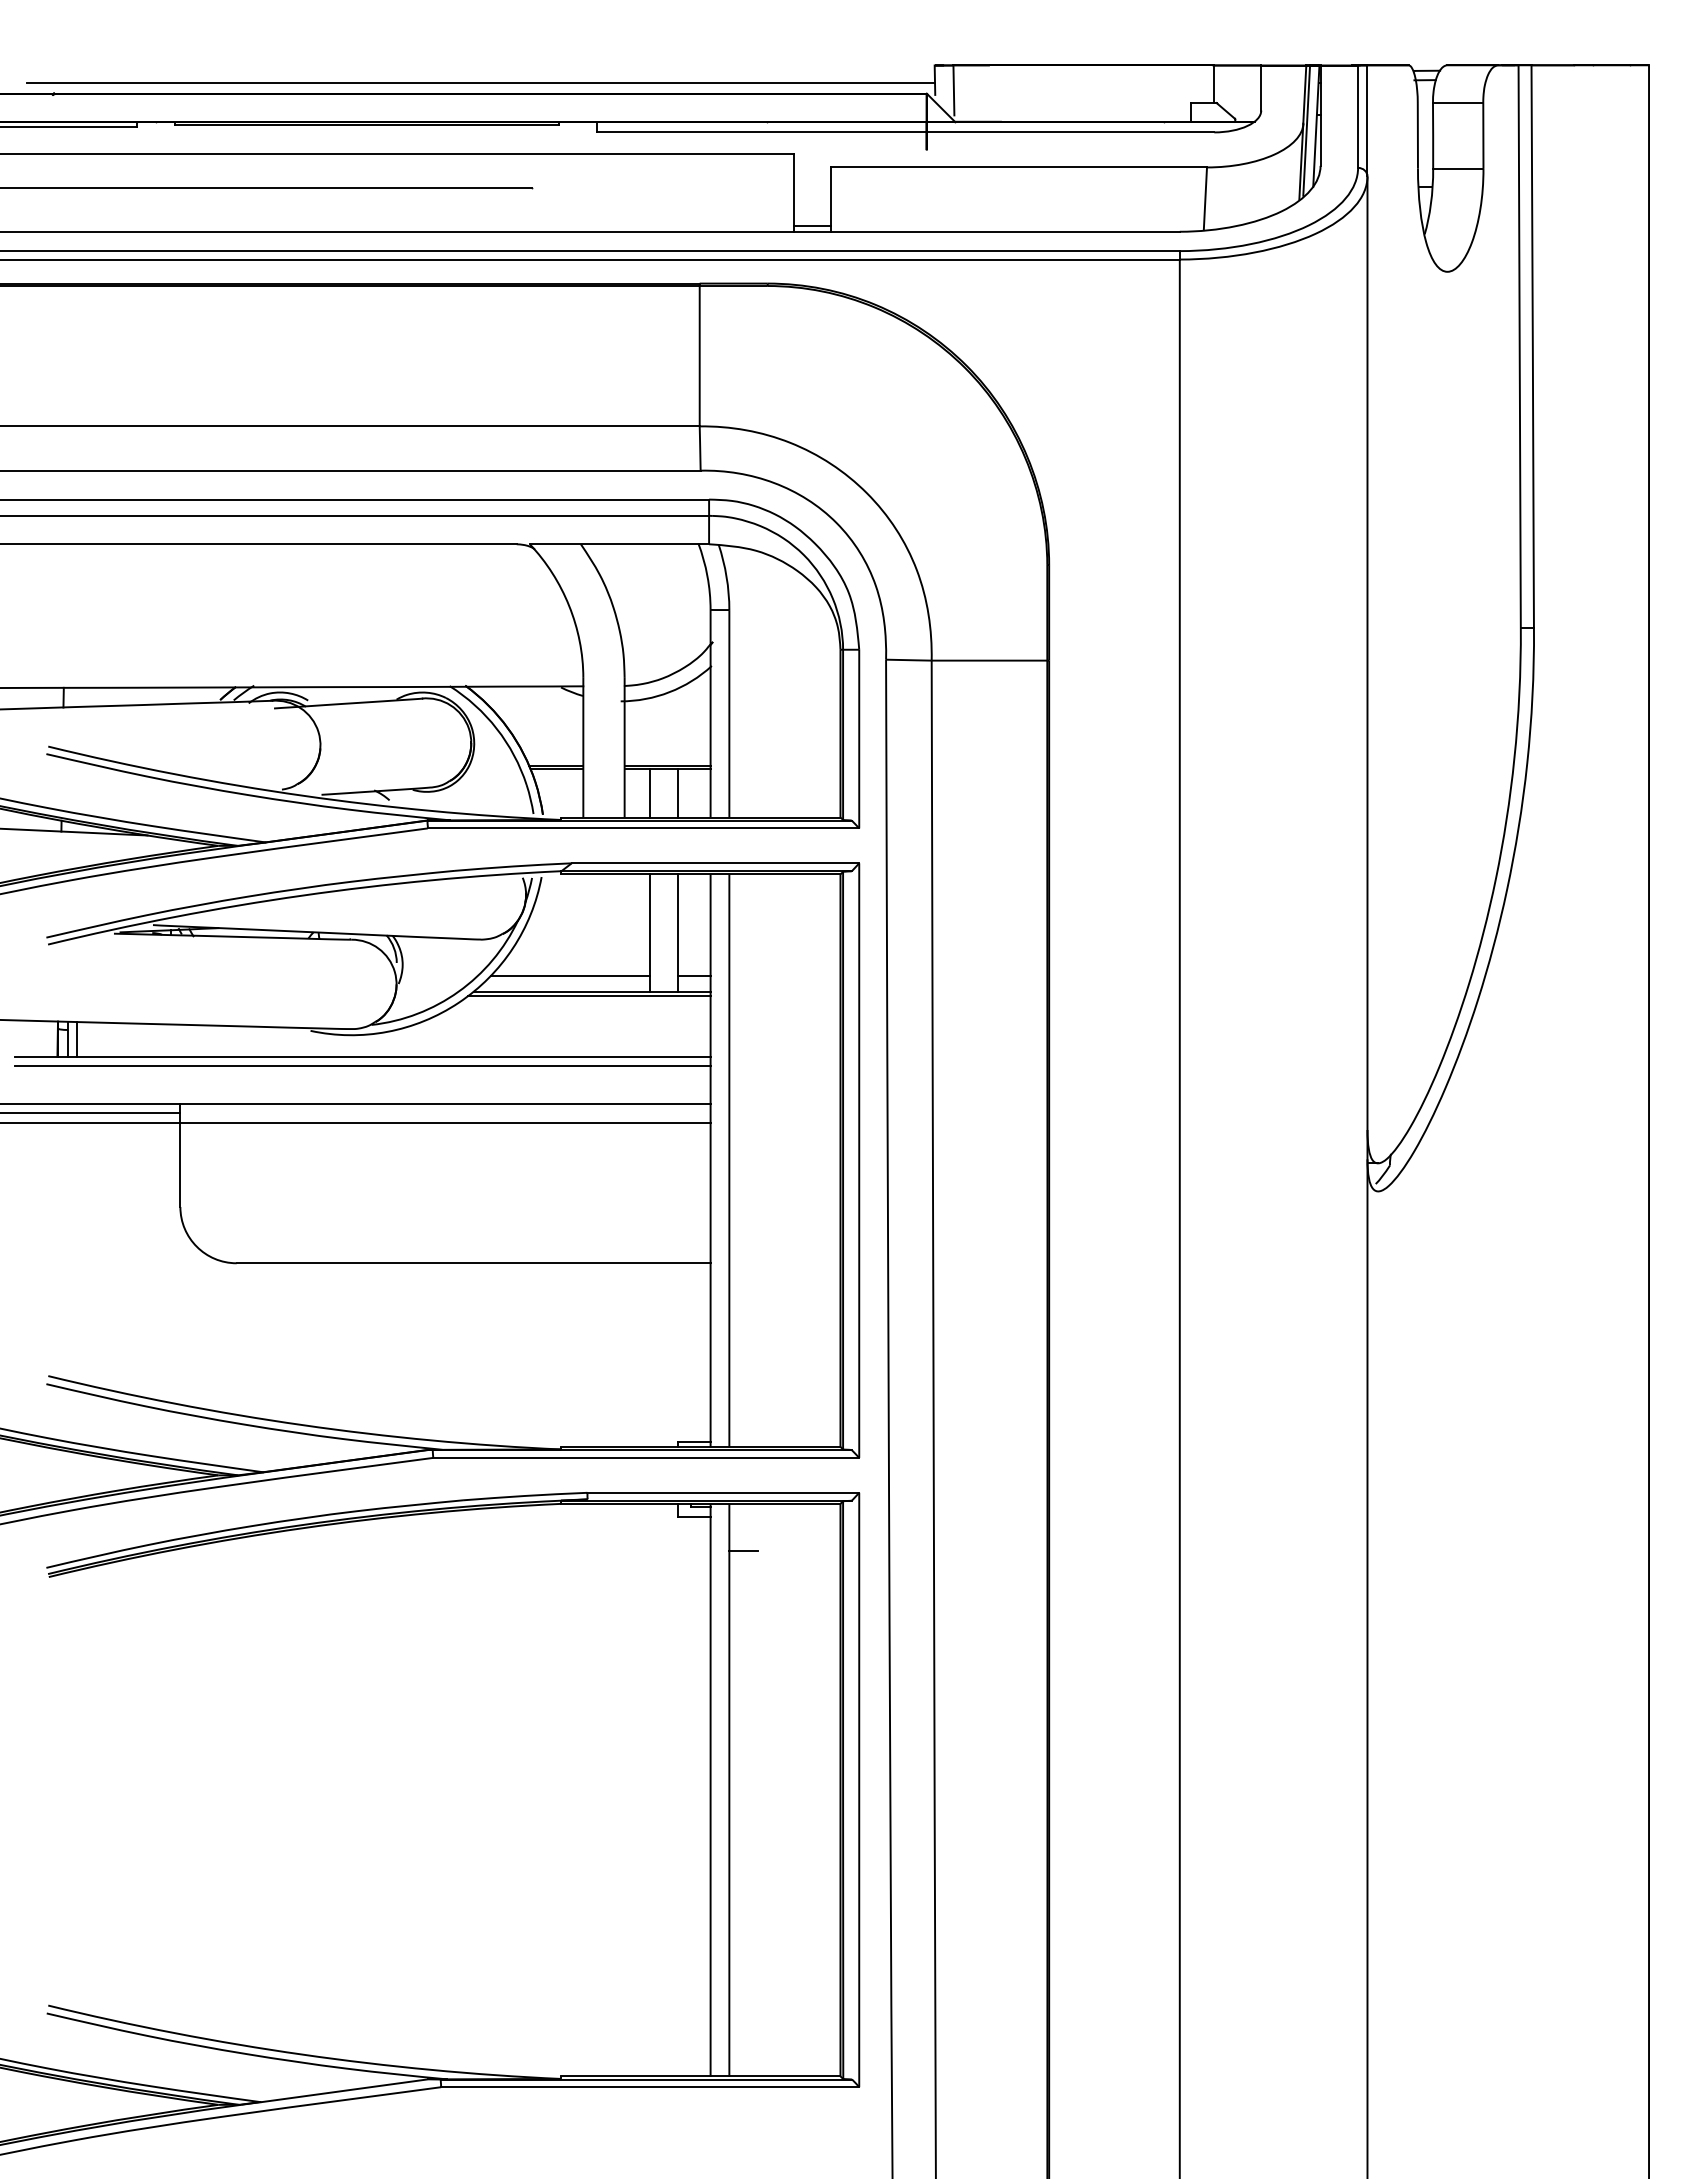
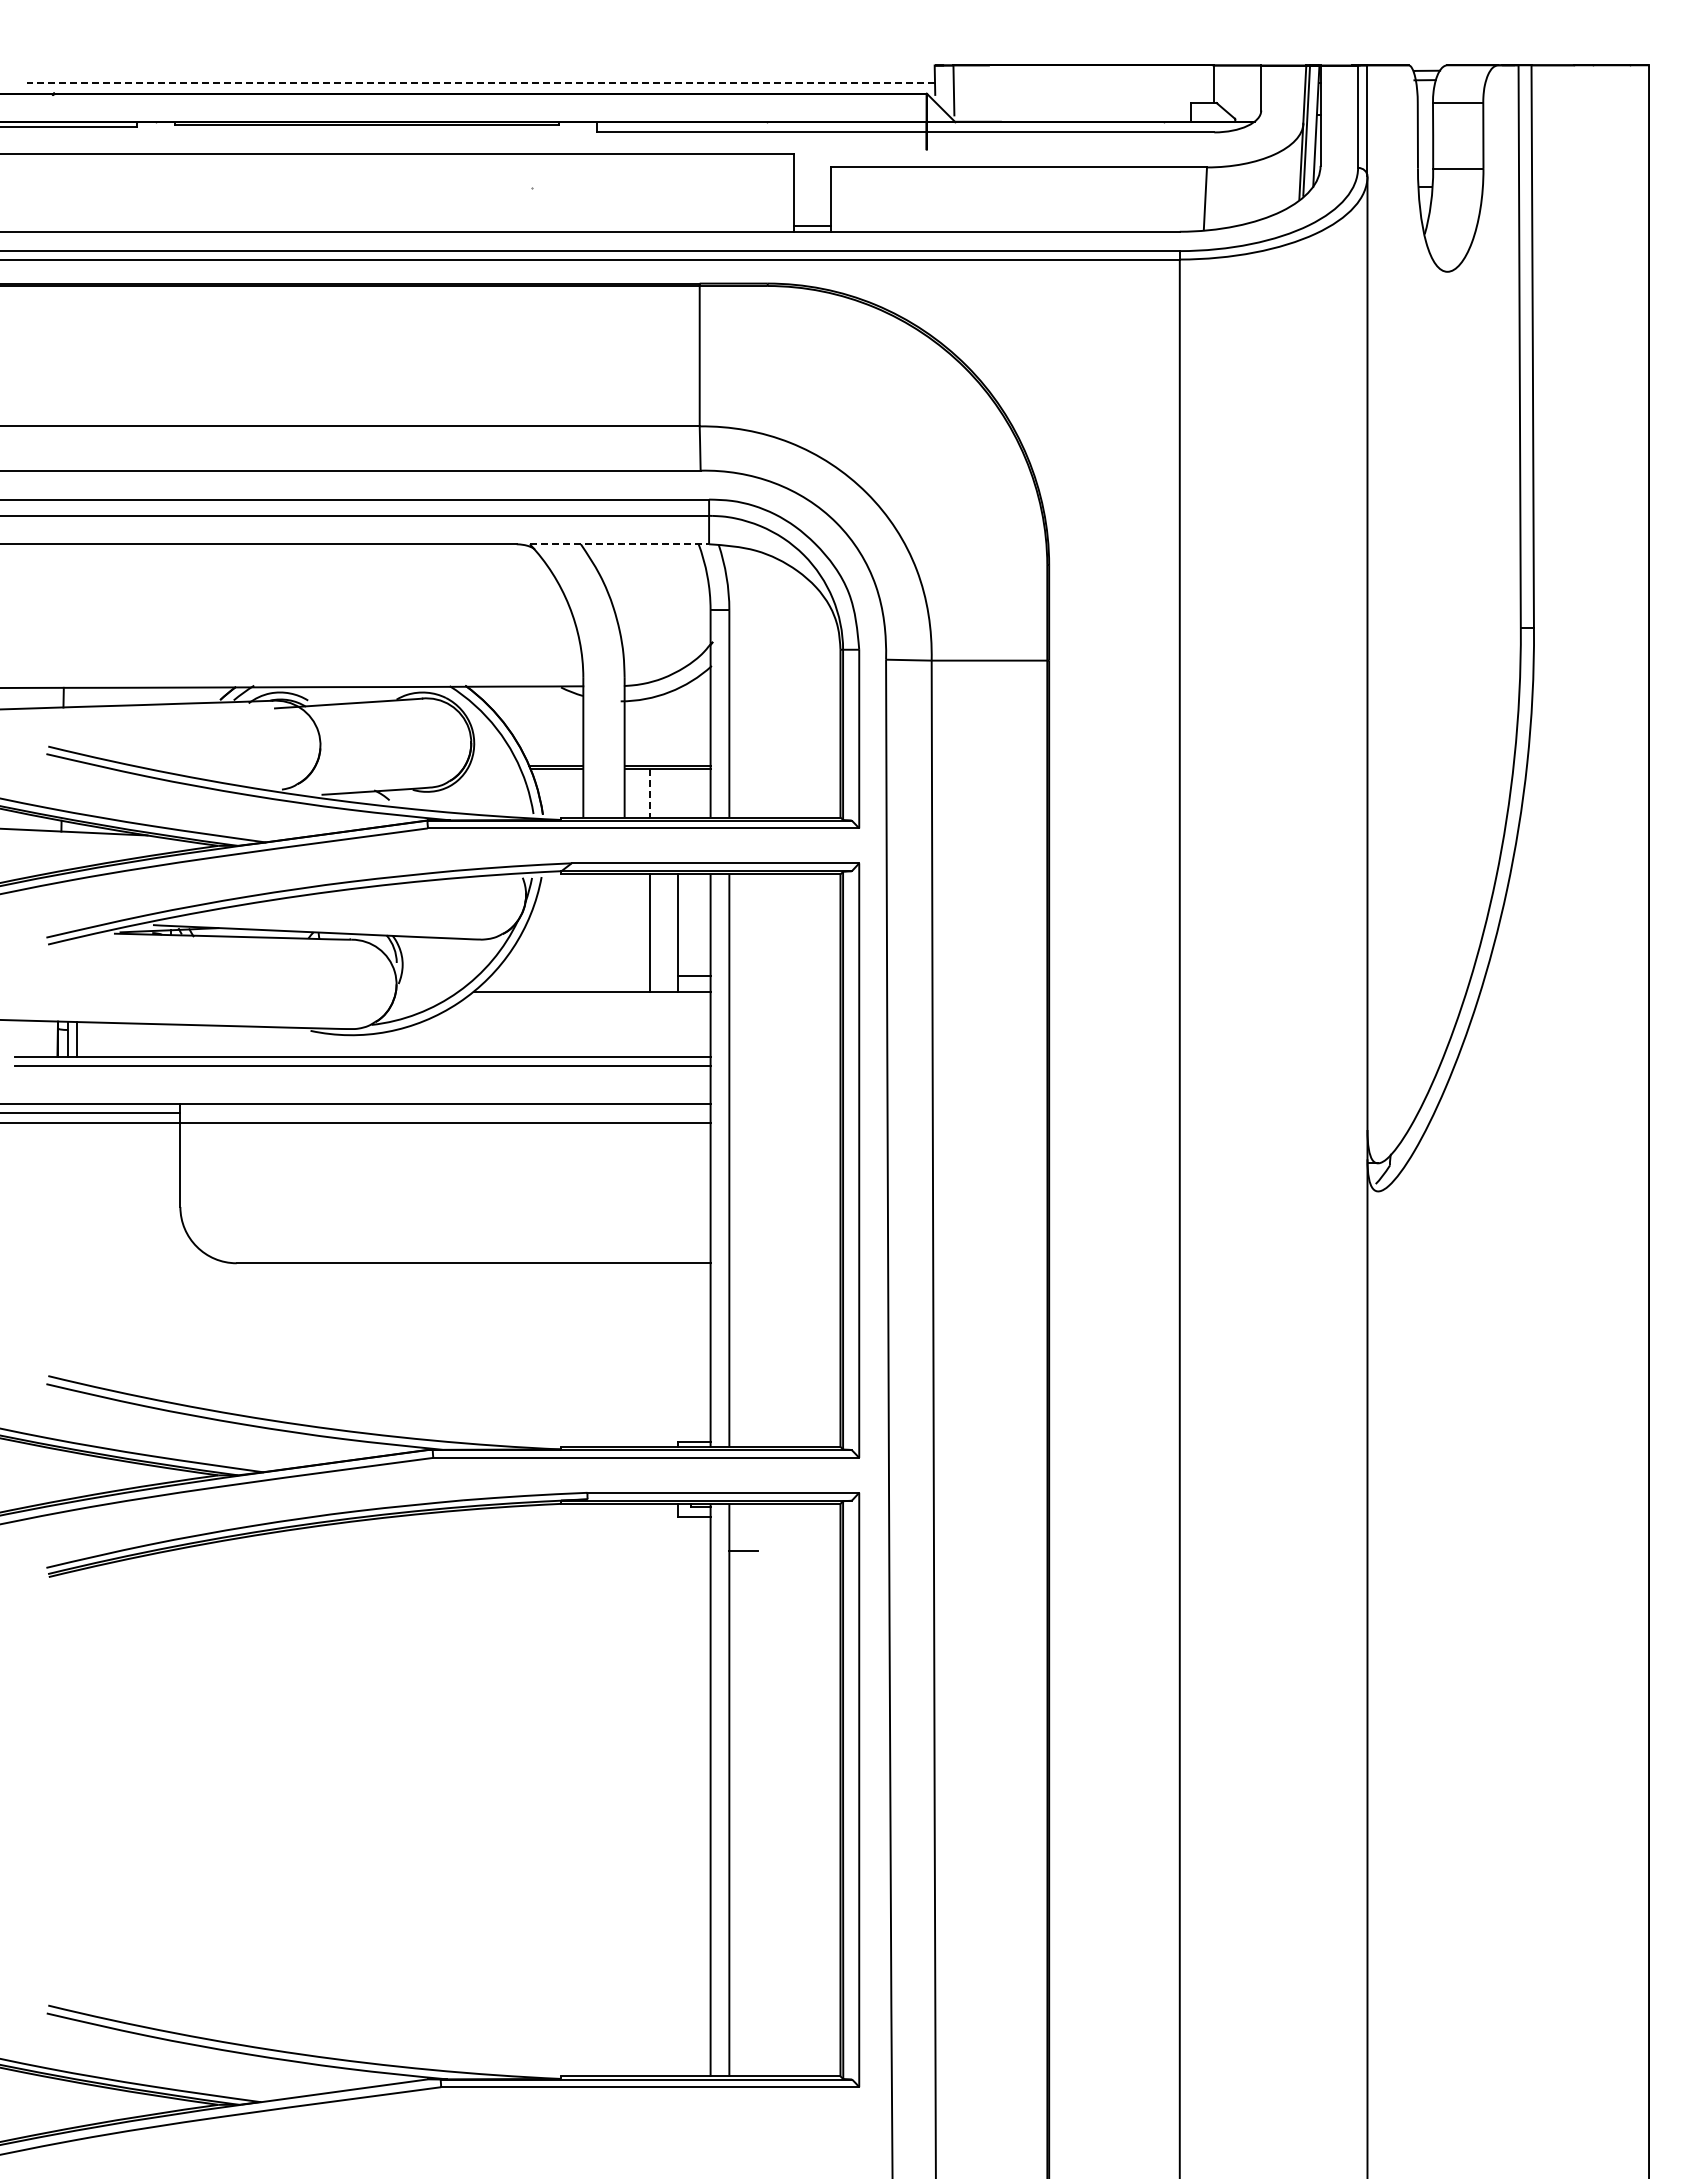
line: solid -> dashed (480, 82)
line: present -> none (267, 187)
line: solid -> dashed (619, 544)
line: present -> none (677, 793)
line: solid -> dashed (649, 794)
line: present -> none (570, 975)
line: present -> none (589, 995)
